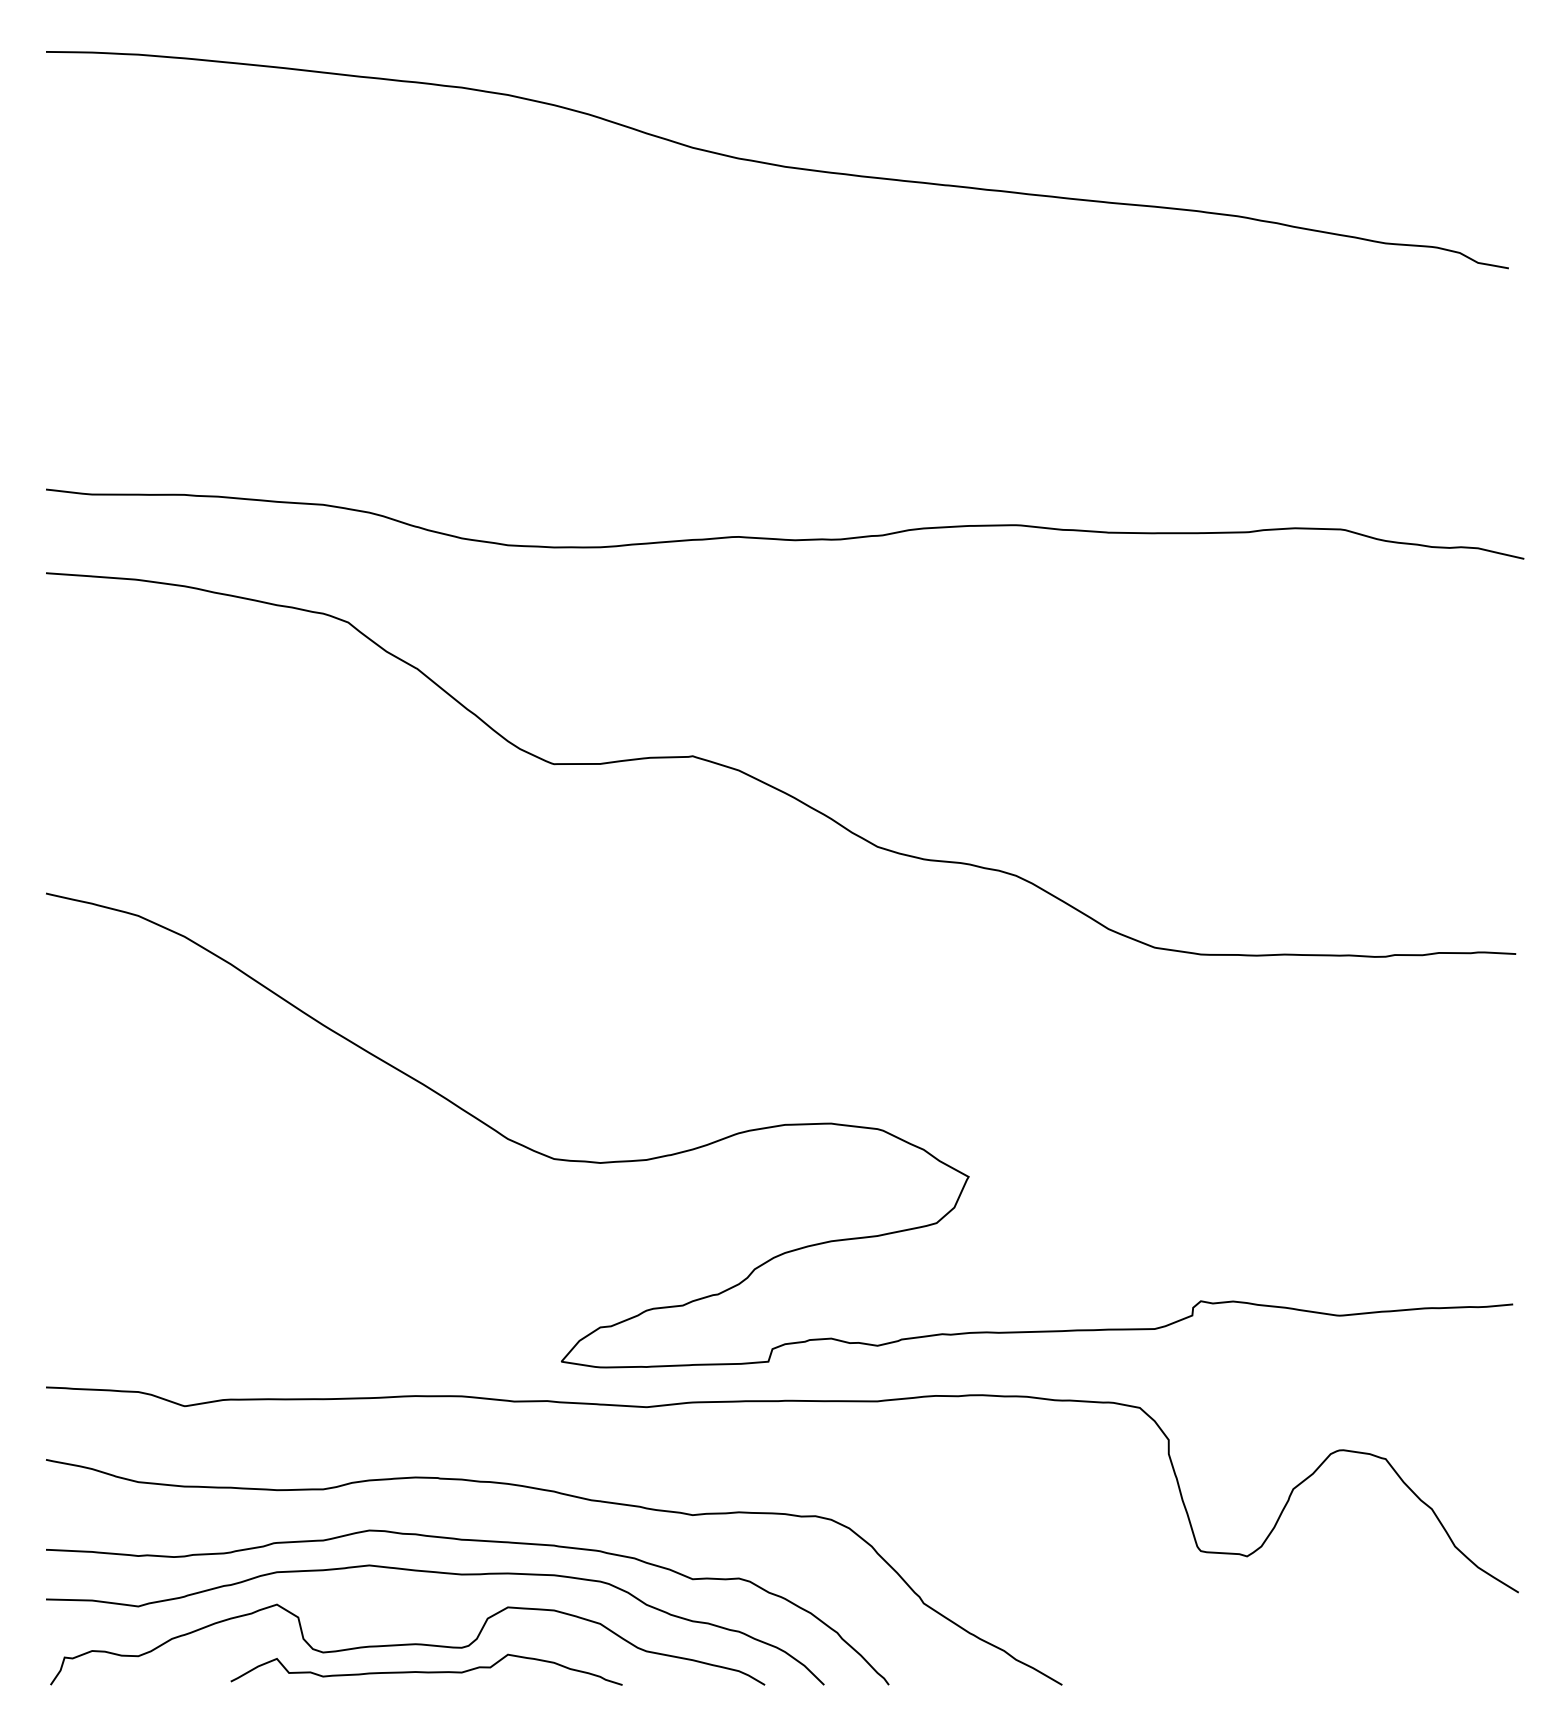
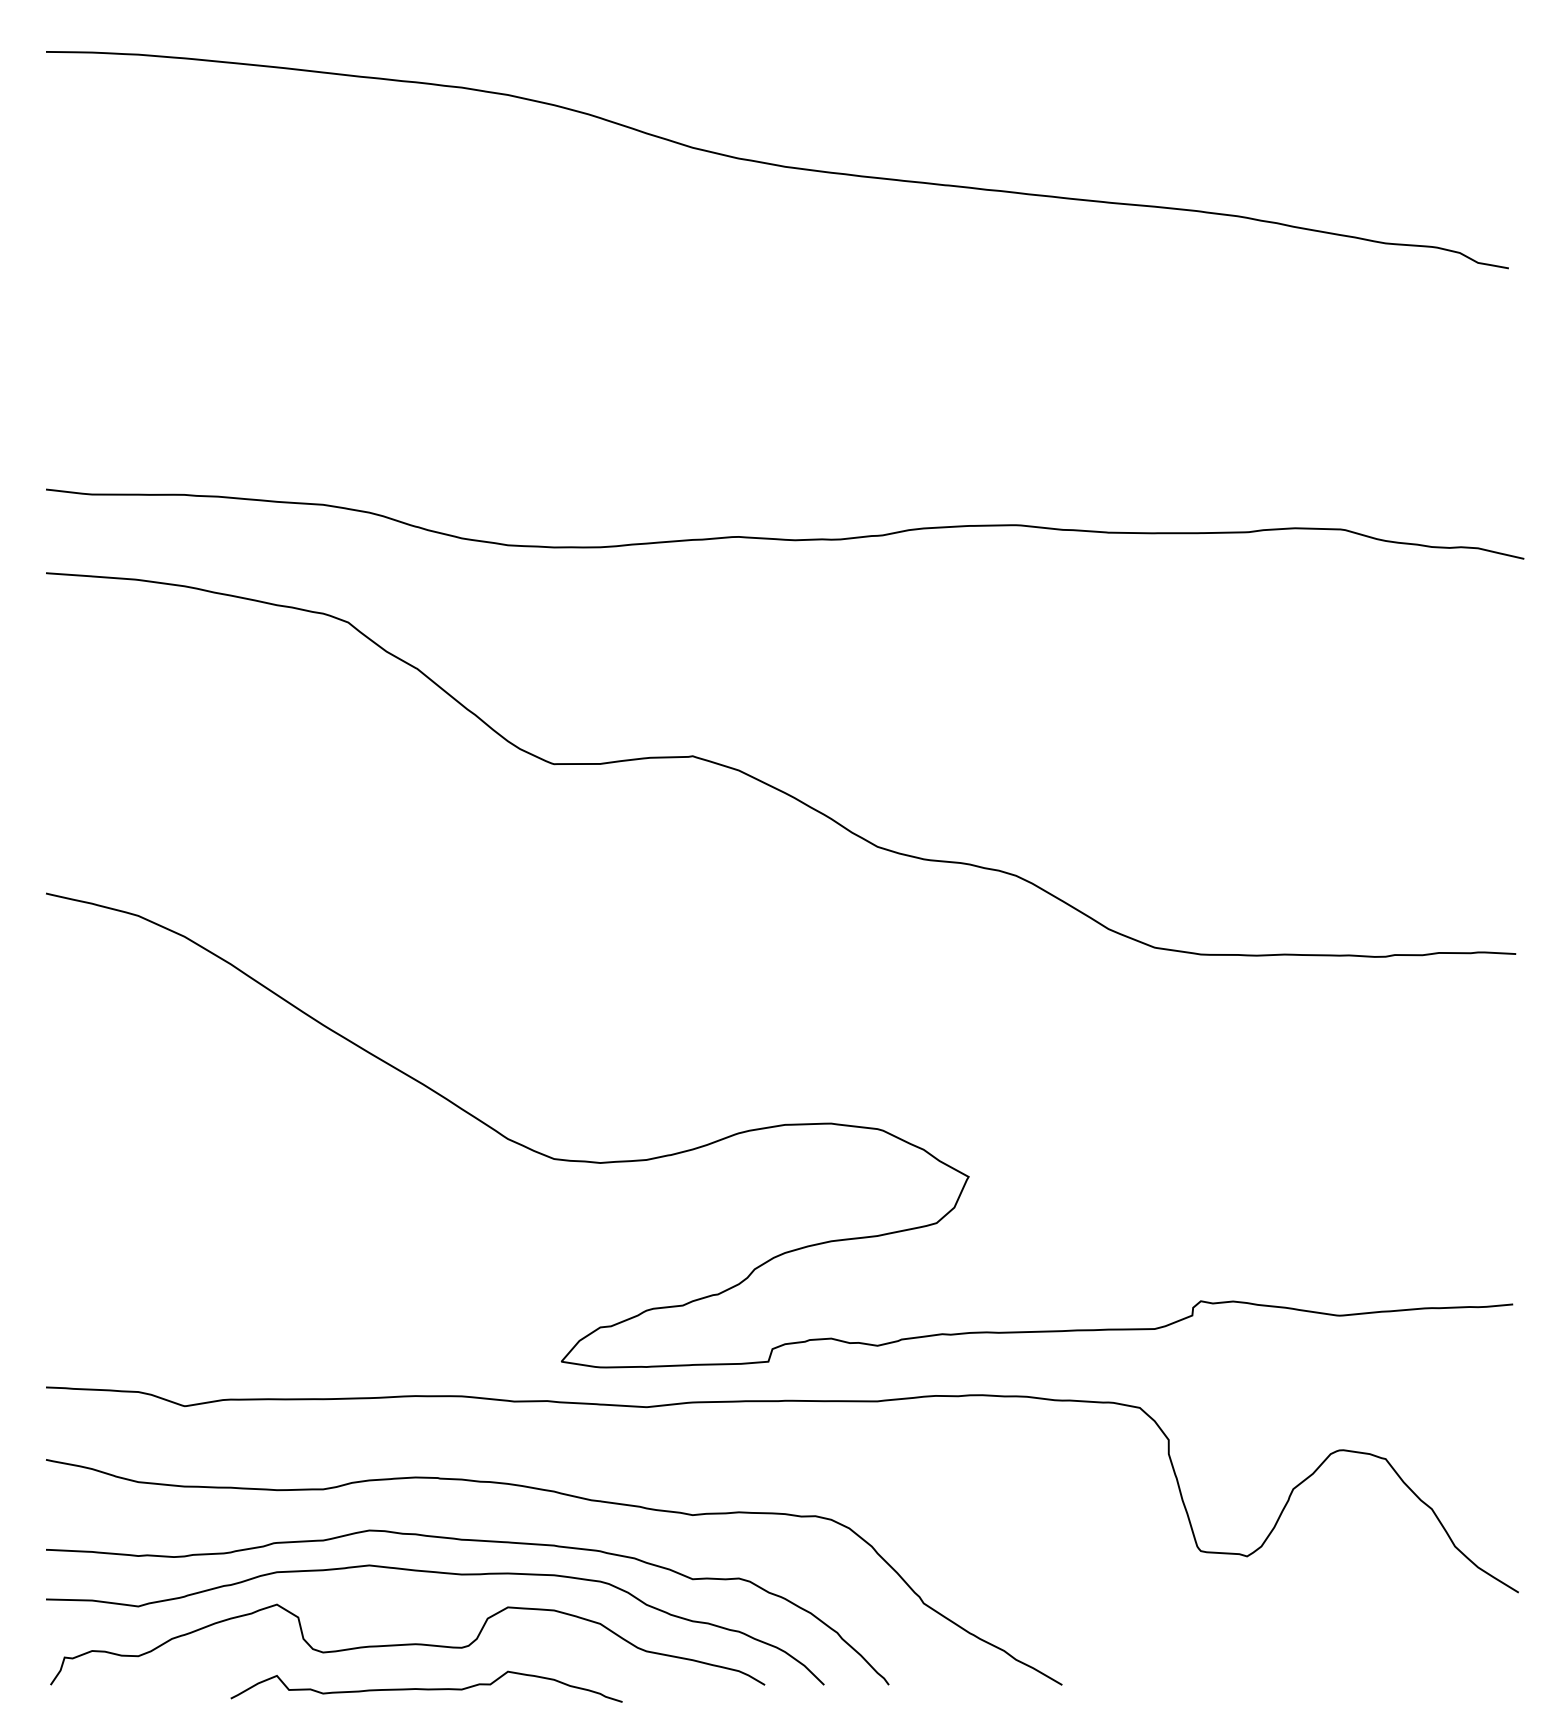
curve position: (426, 1671) -> (426, 1688) (426, 1688)
